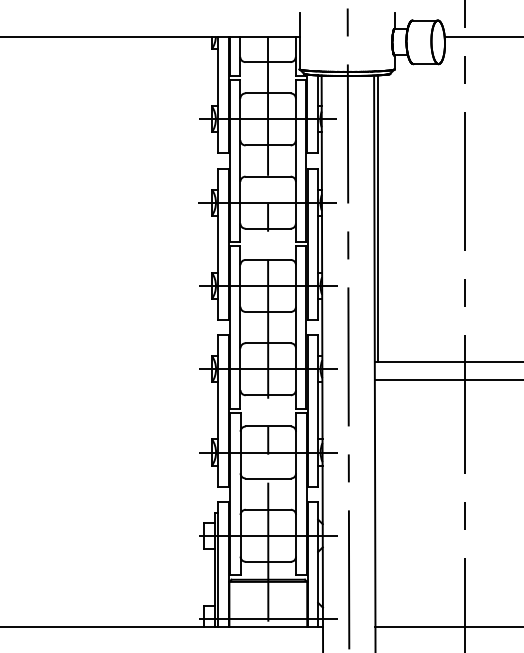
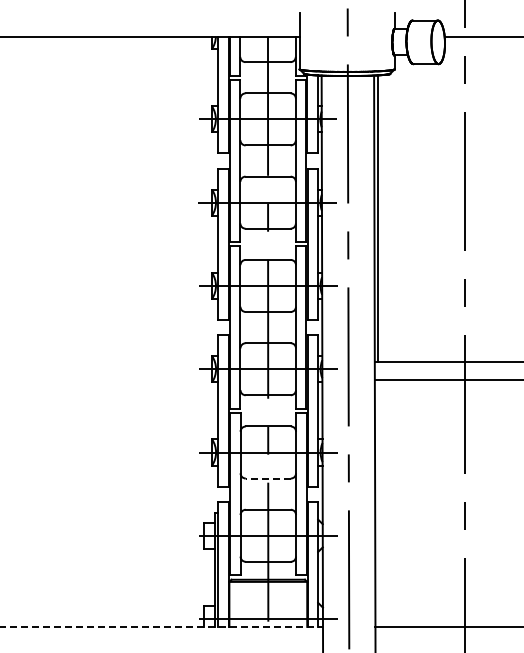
line: solid -> dashed (268, 478)
line: solid -> dashed (162, 626)
